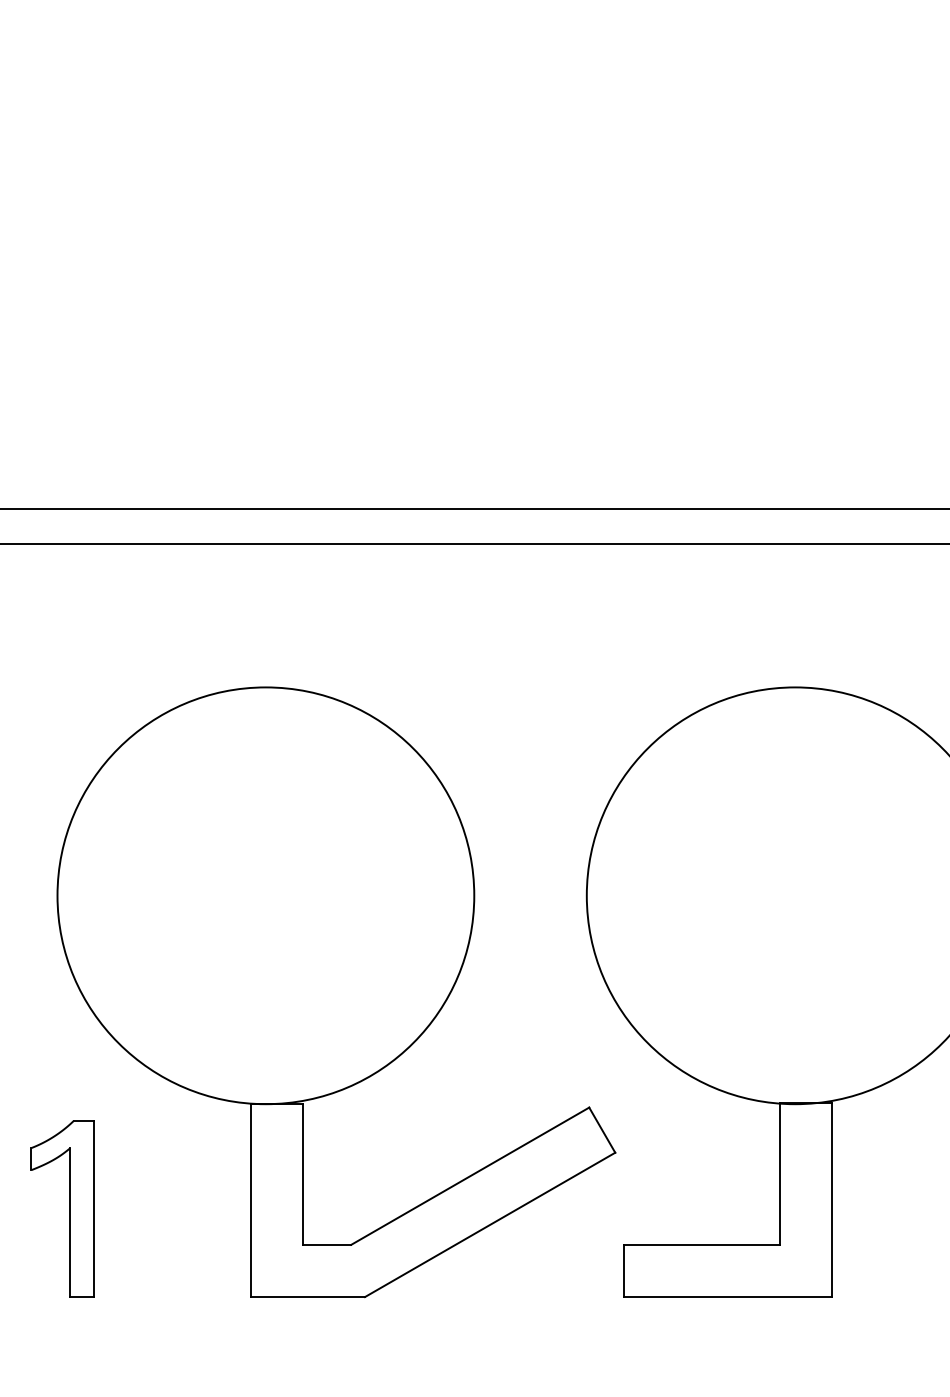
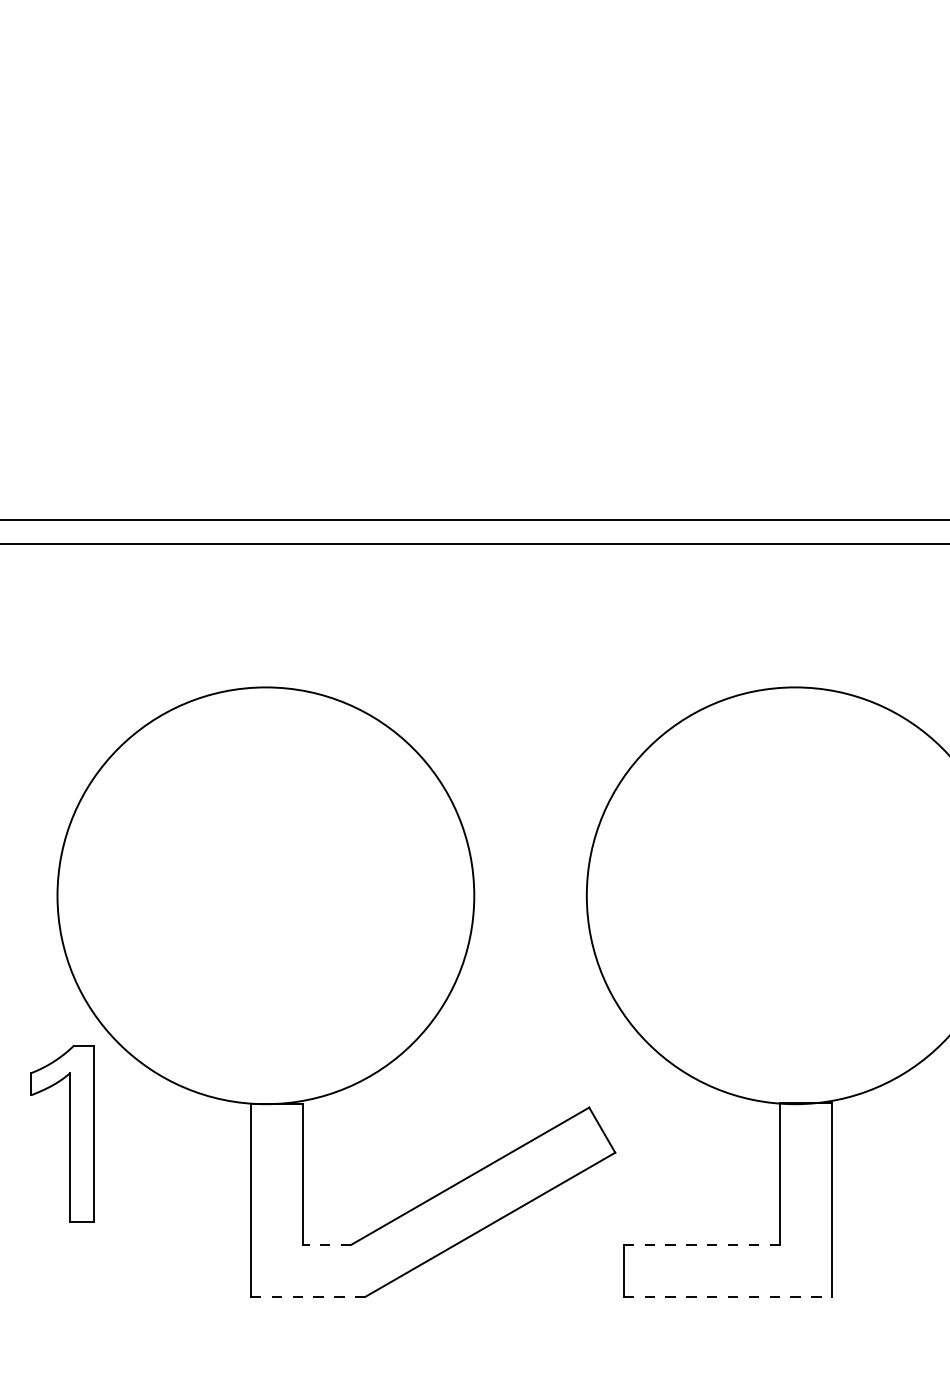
line position: (474, 509) -> (474, 520) (474, 520)
part position: (69, 1208) -> (69, 1133) (69, 1133)
line: solid -> dashed (326, 1244)
line: solid -> dashed (701, 1244)
line: solid -> dashed (308, 1297)
line: solid -> dashed (728, 1297)
